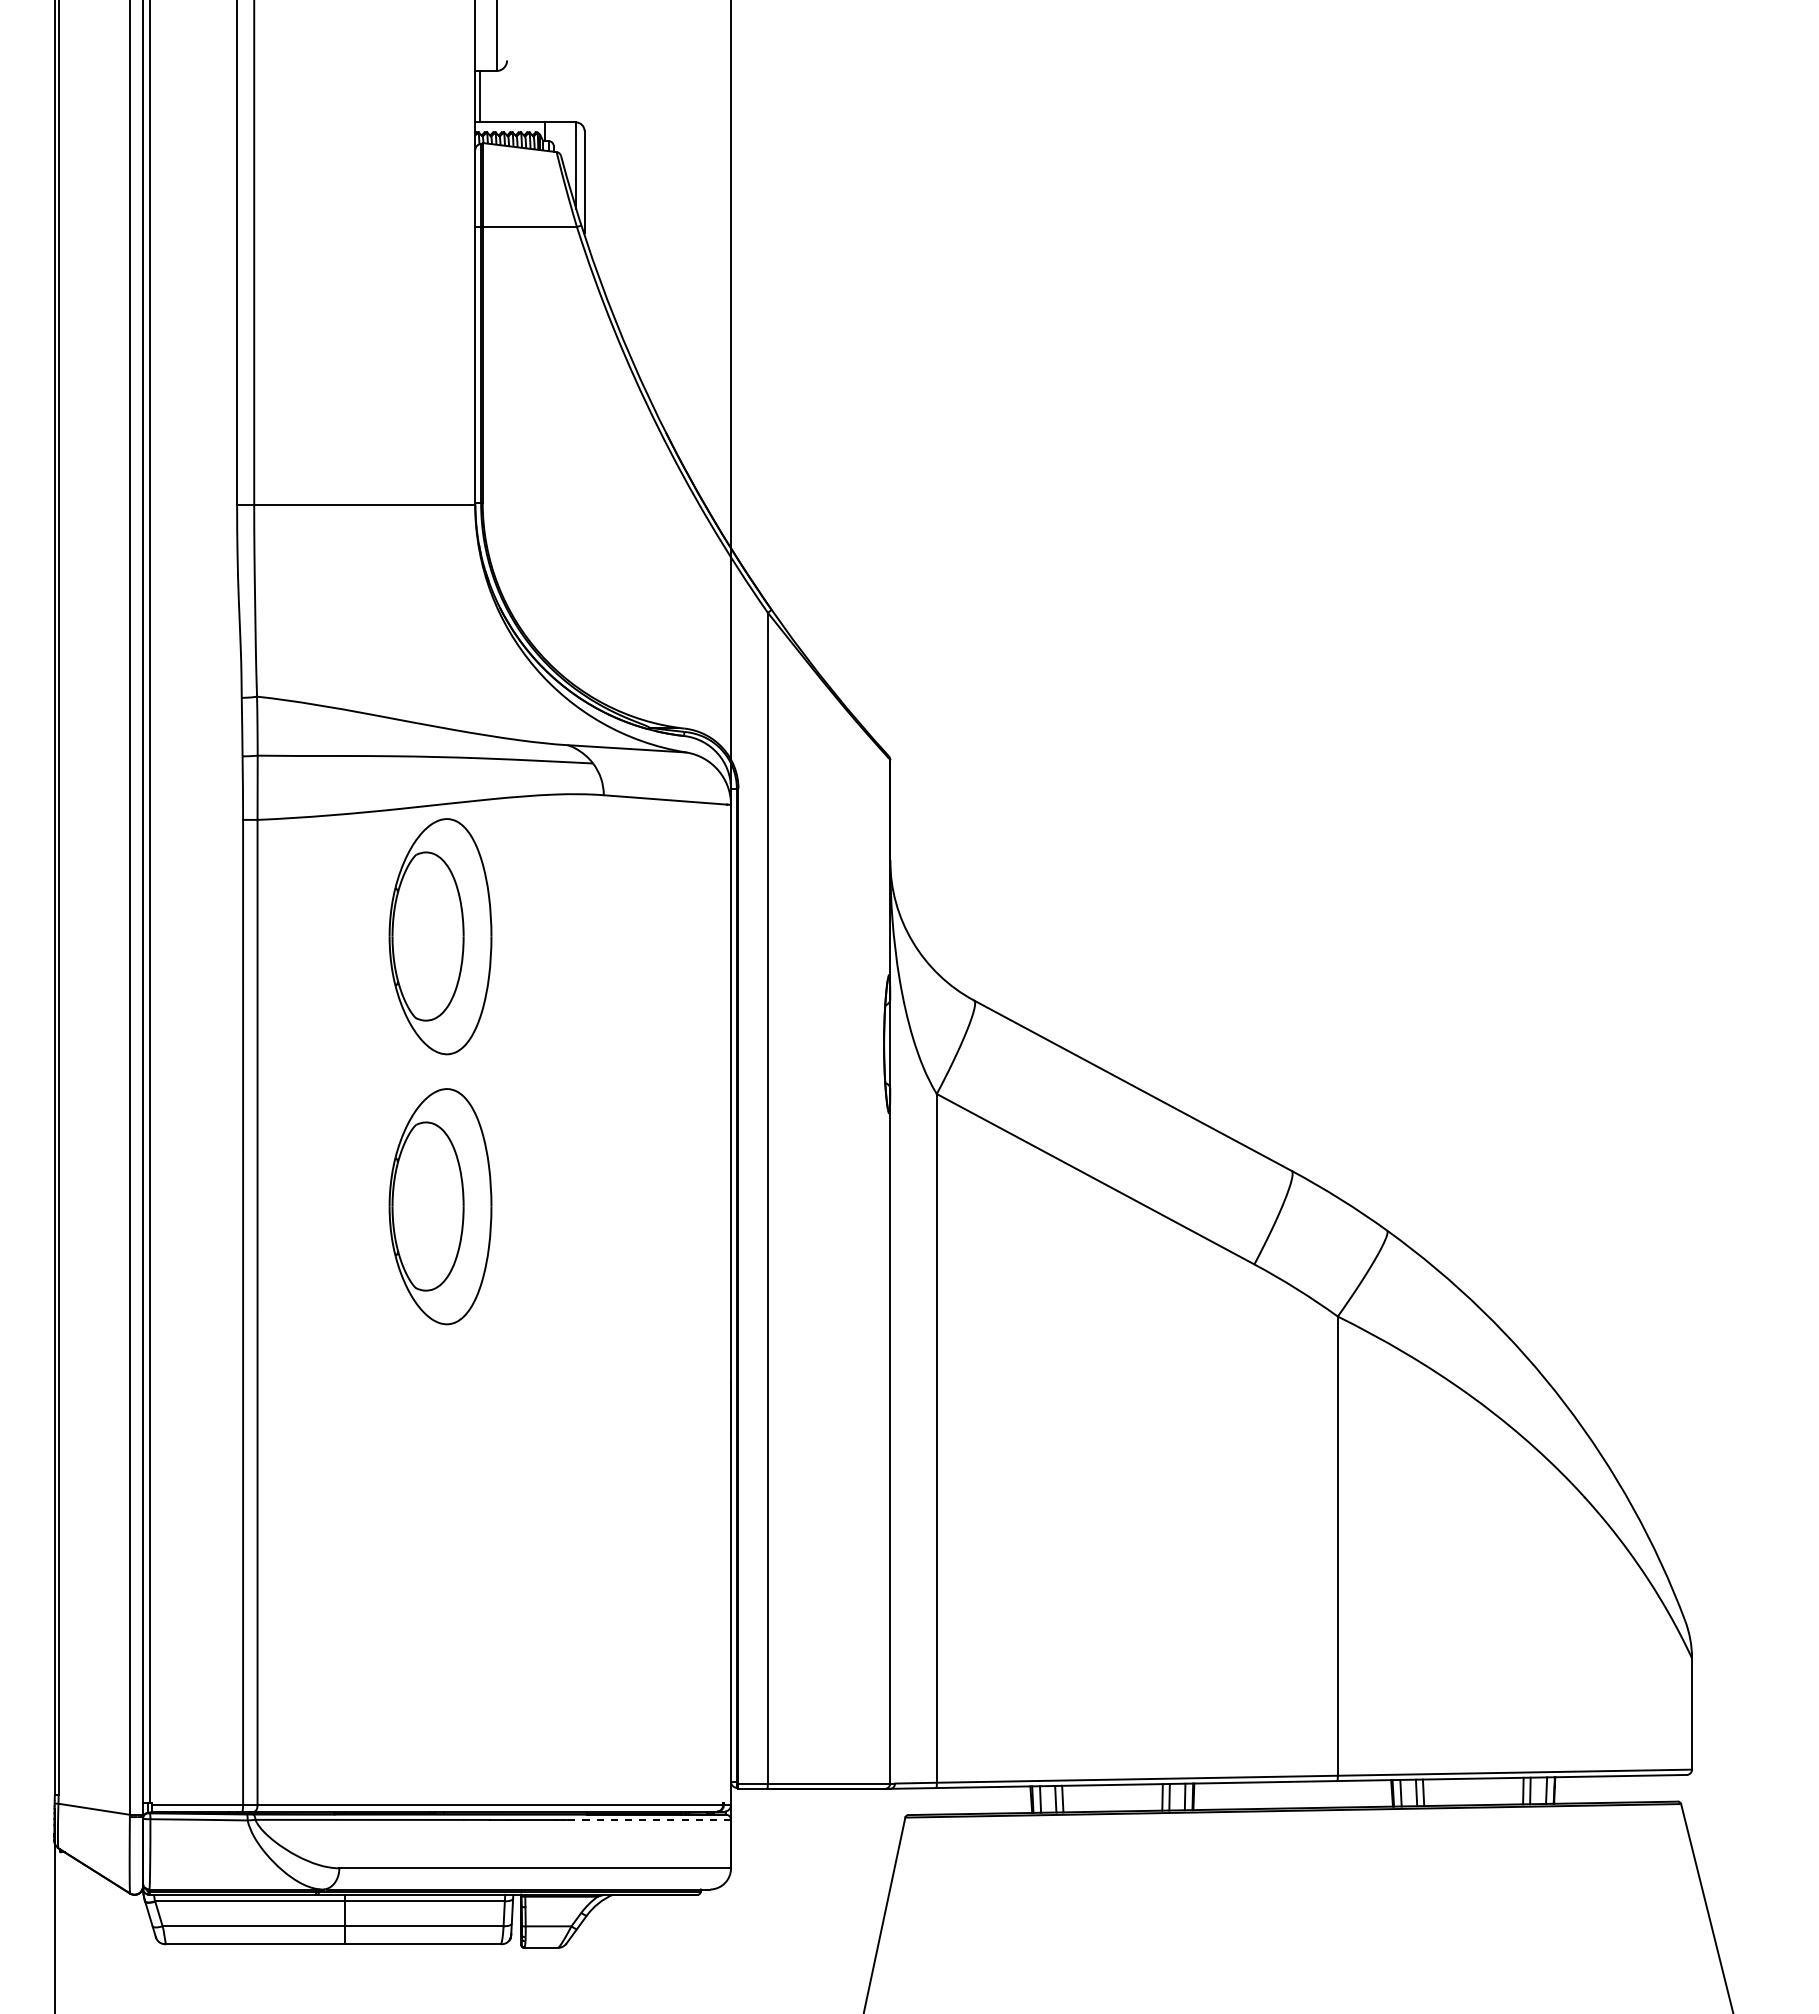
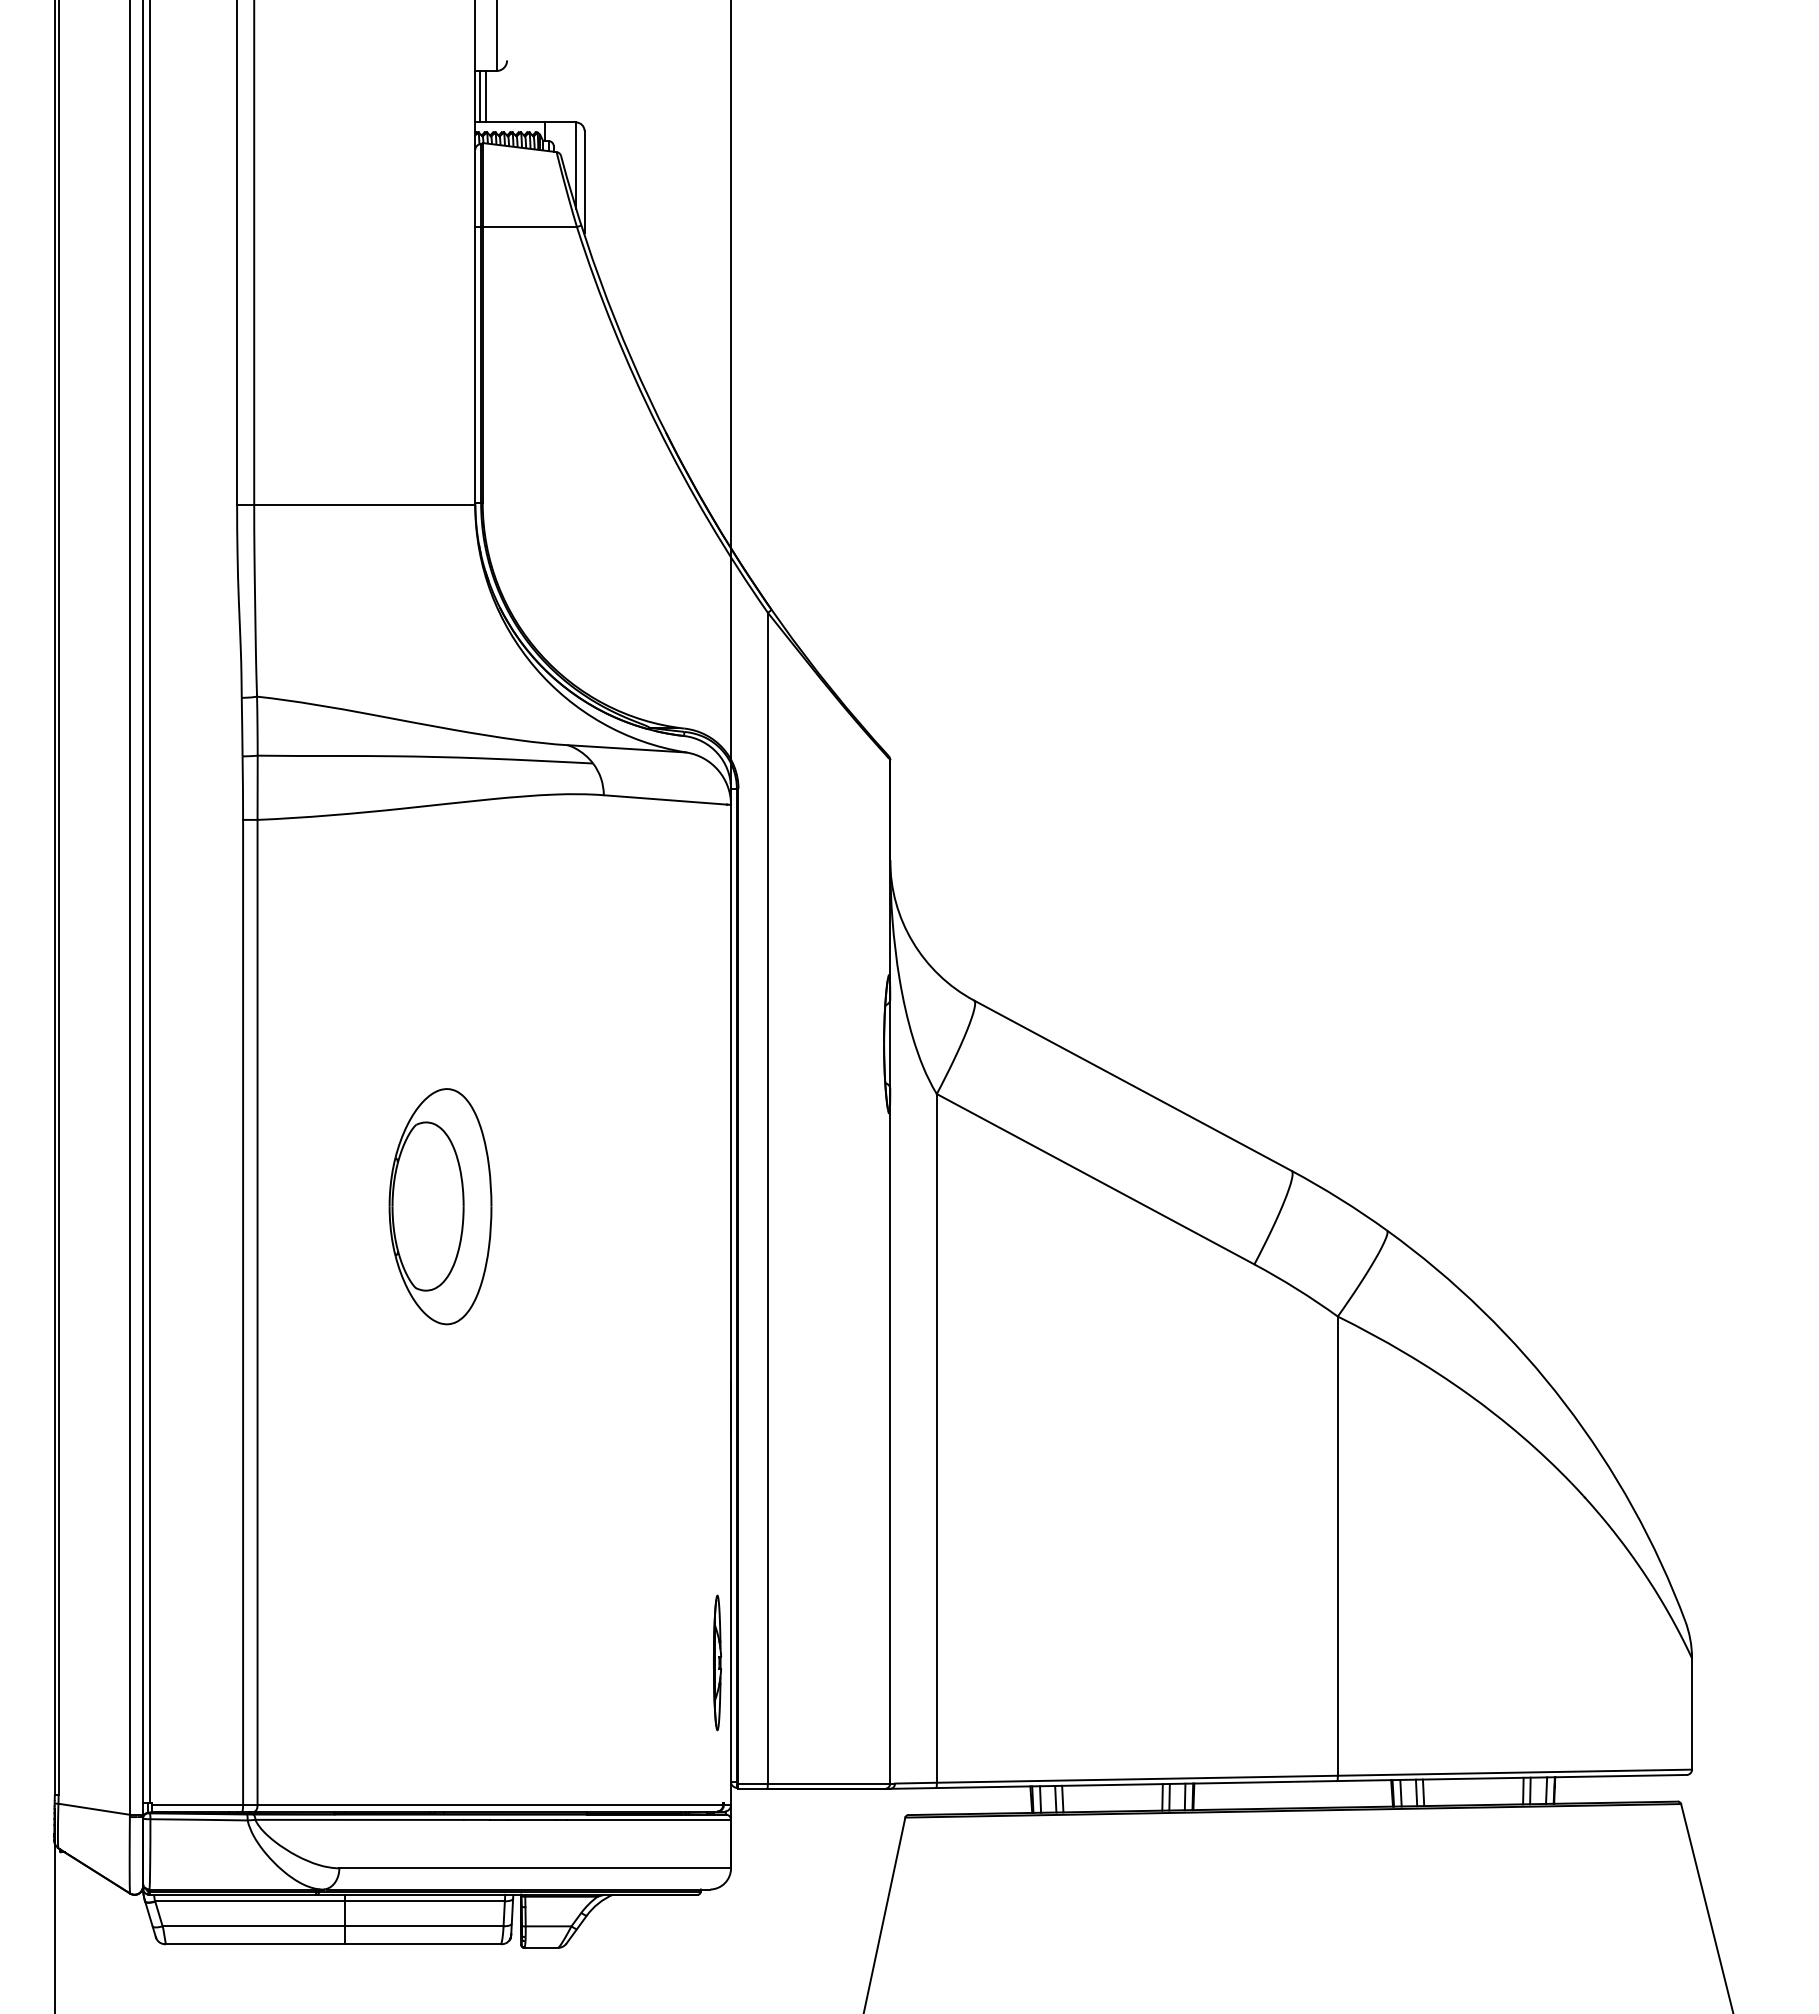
line: none -> present (485, 96)
part: present -> none (440, 936)
part: none -> present (717, 1662)
line: dashed -> solid (648, 1819)
